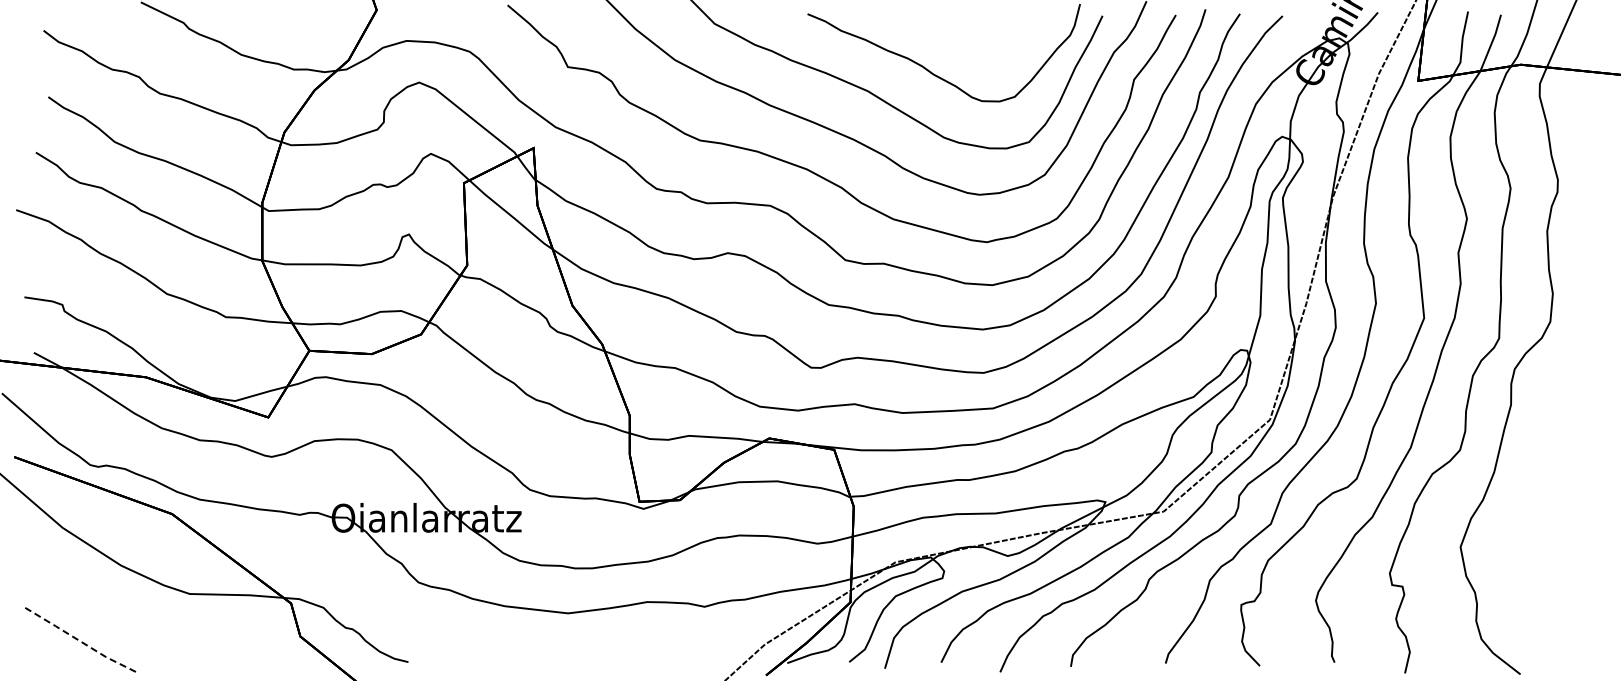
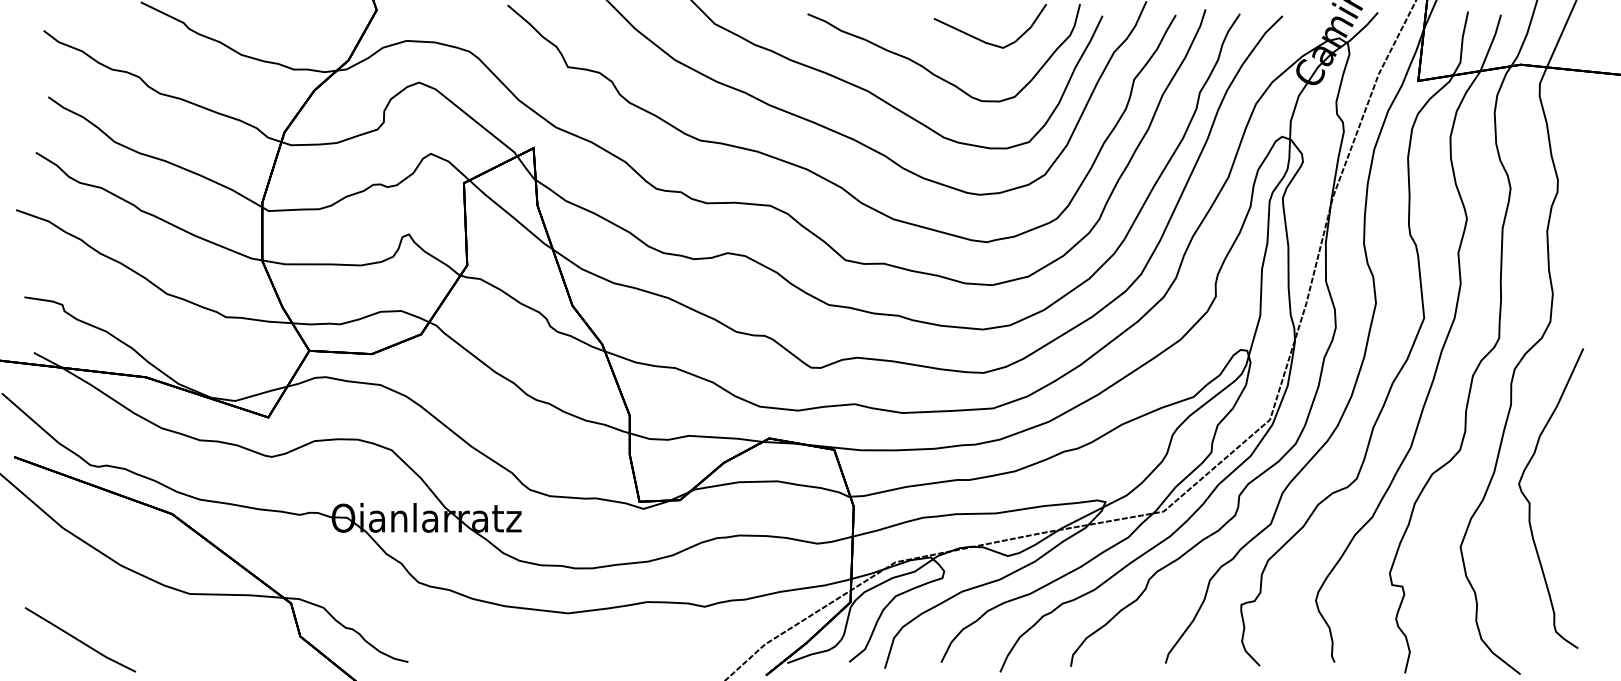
curve: none -> present (981, 39)
curve: none -> present (1530, 502)
line: dashed -> solid (79, 640)
